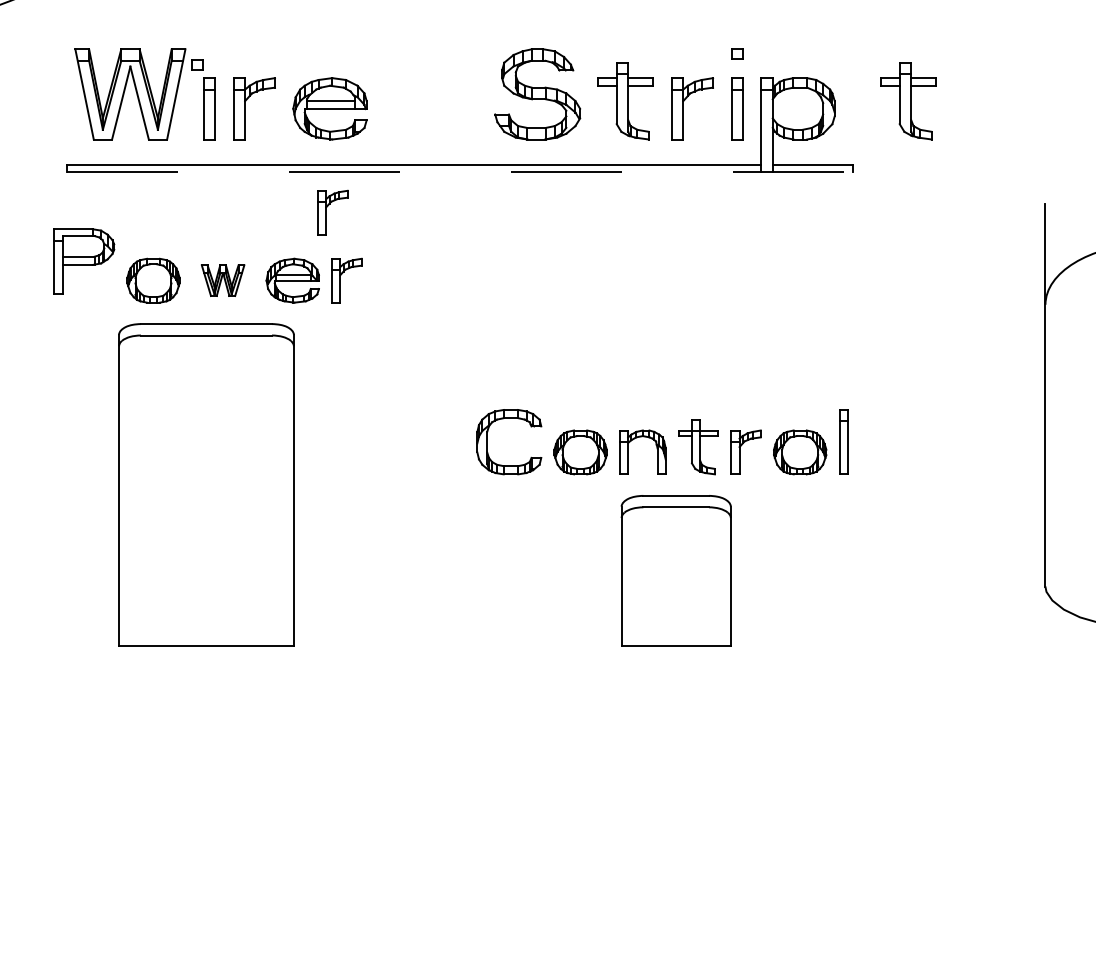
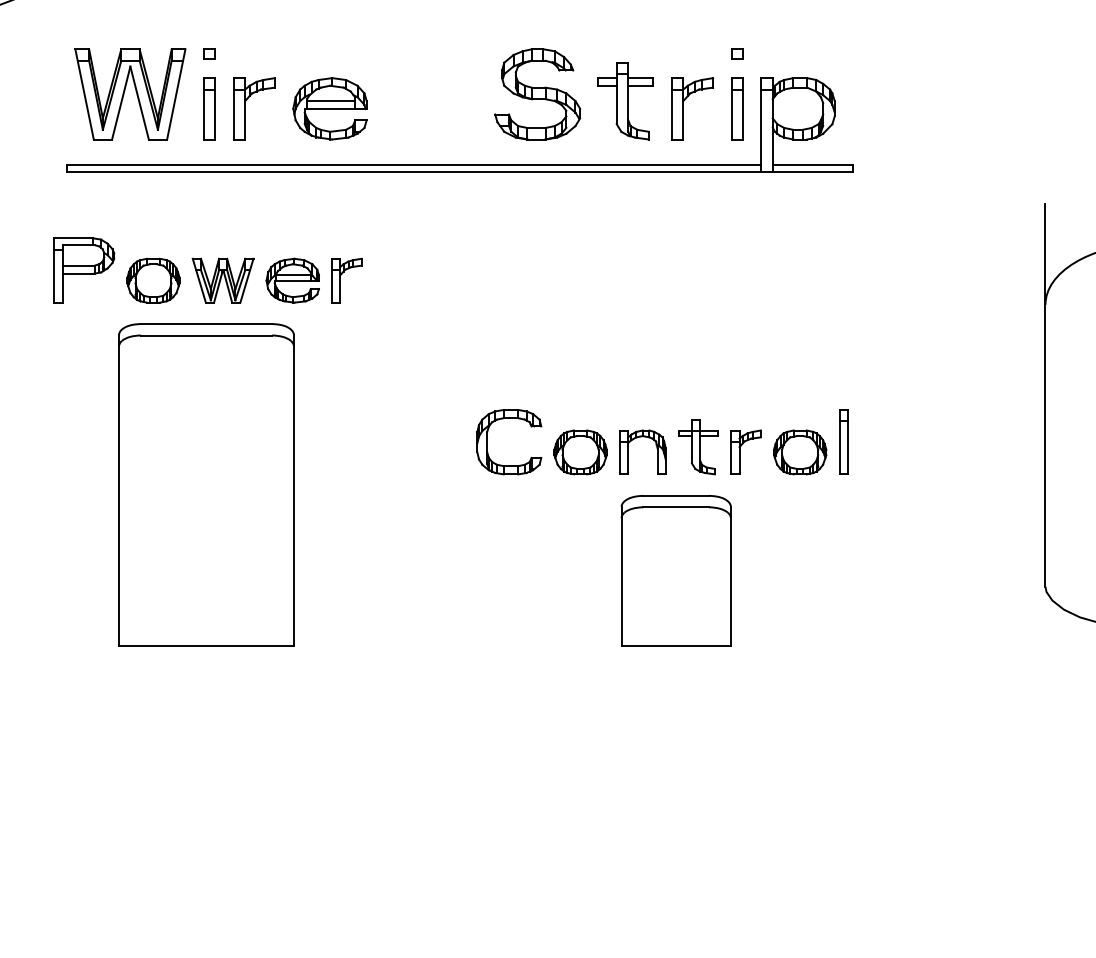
part position: (197, 64) -> (209, 53) (209, 53)
part: present -> none (908, 101)
line: dashed -> solid (460, 171)
part: present -> none (332, 212)
part position: (84, 261) -> (84, 270) (84, 270)
part size: 45x33 px -> 64x47 px (222, 280)
